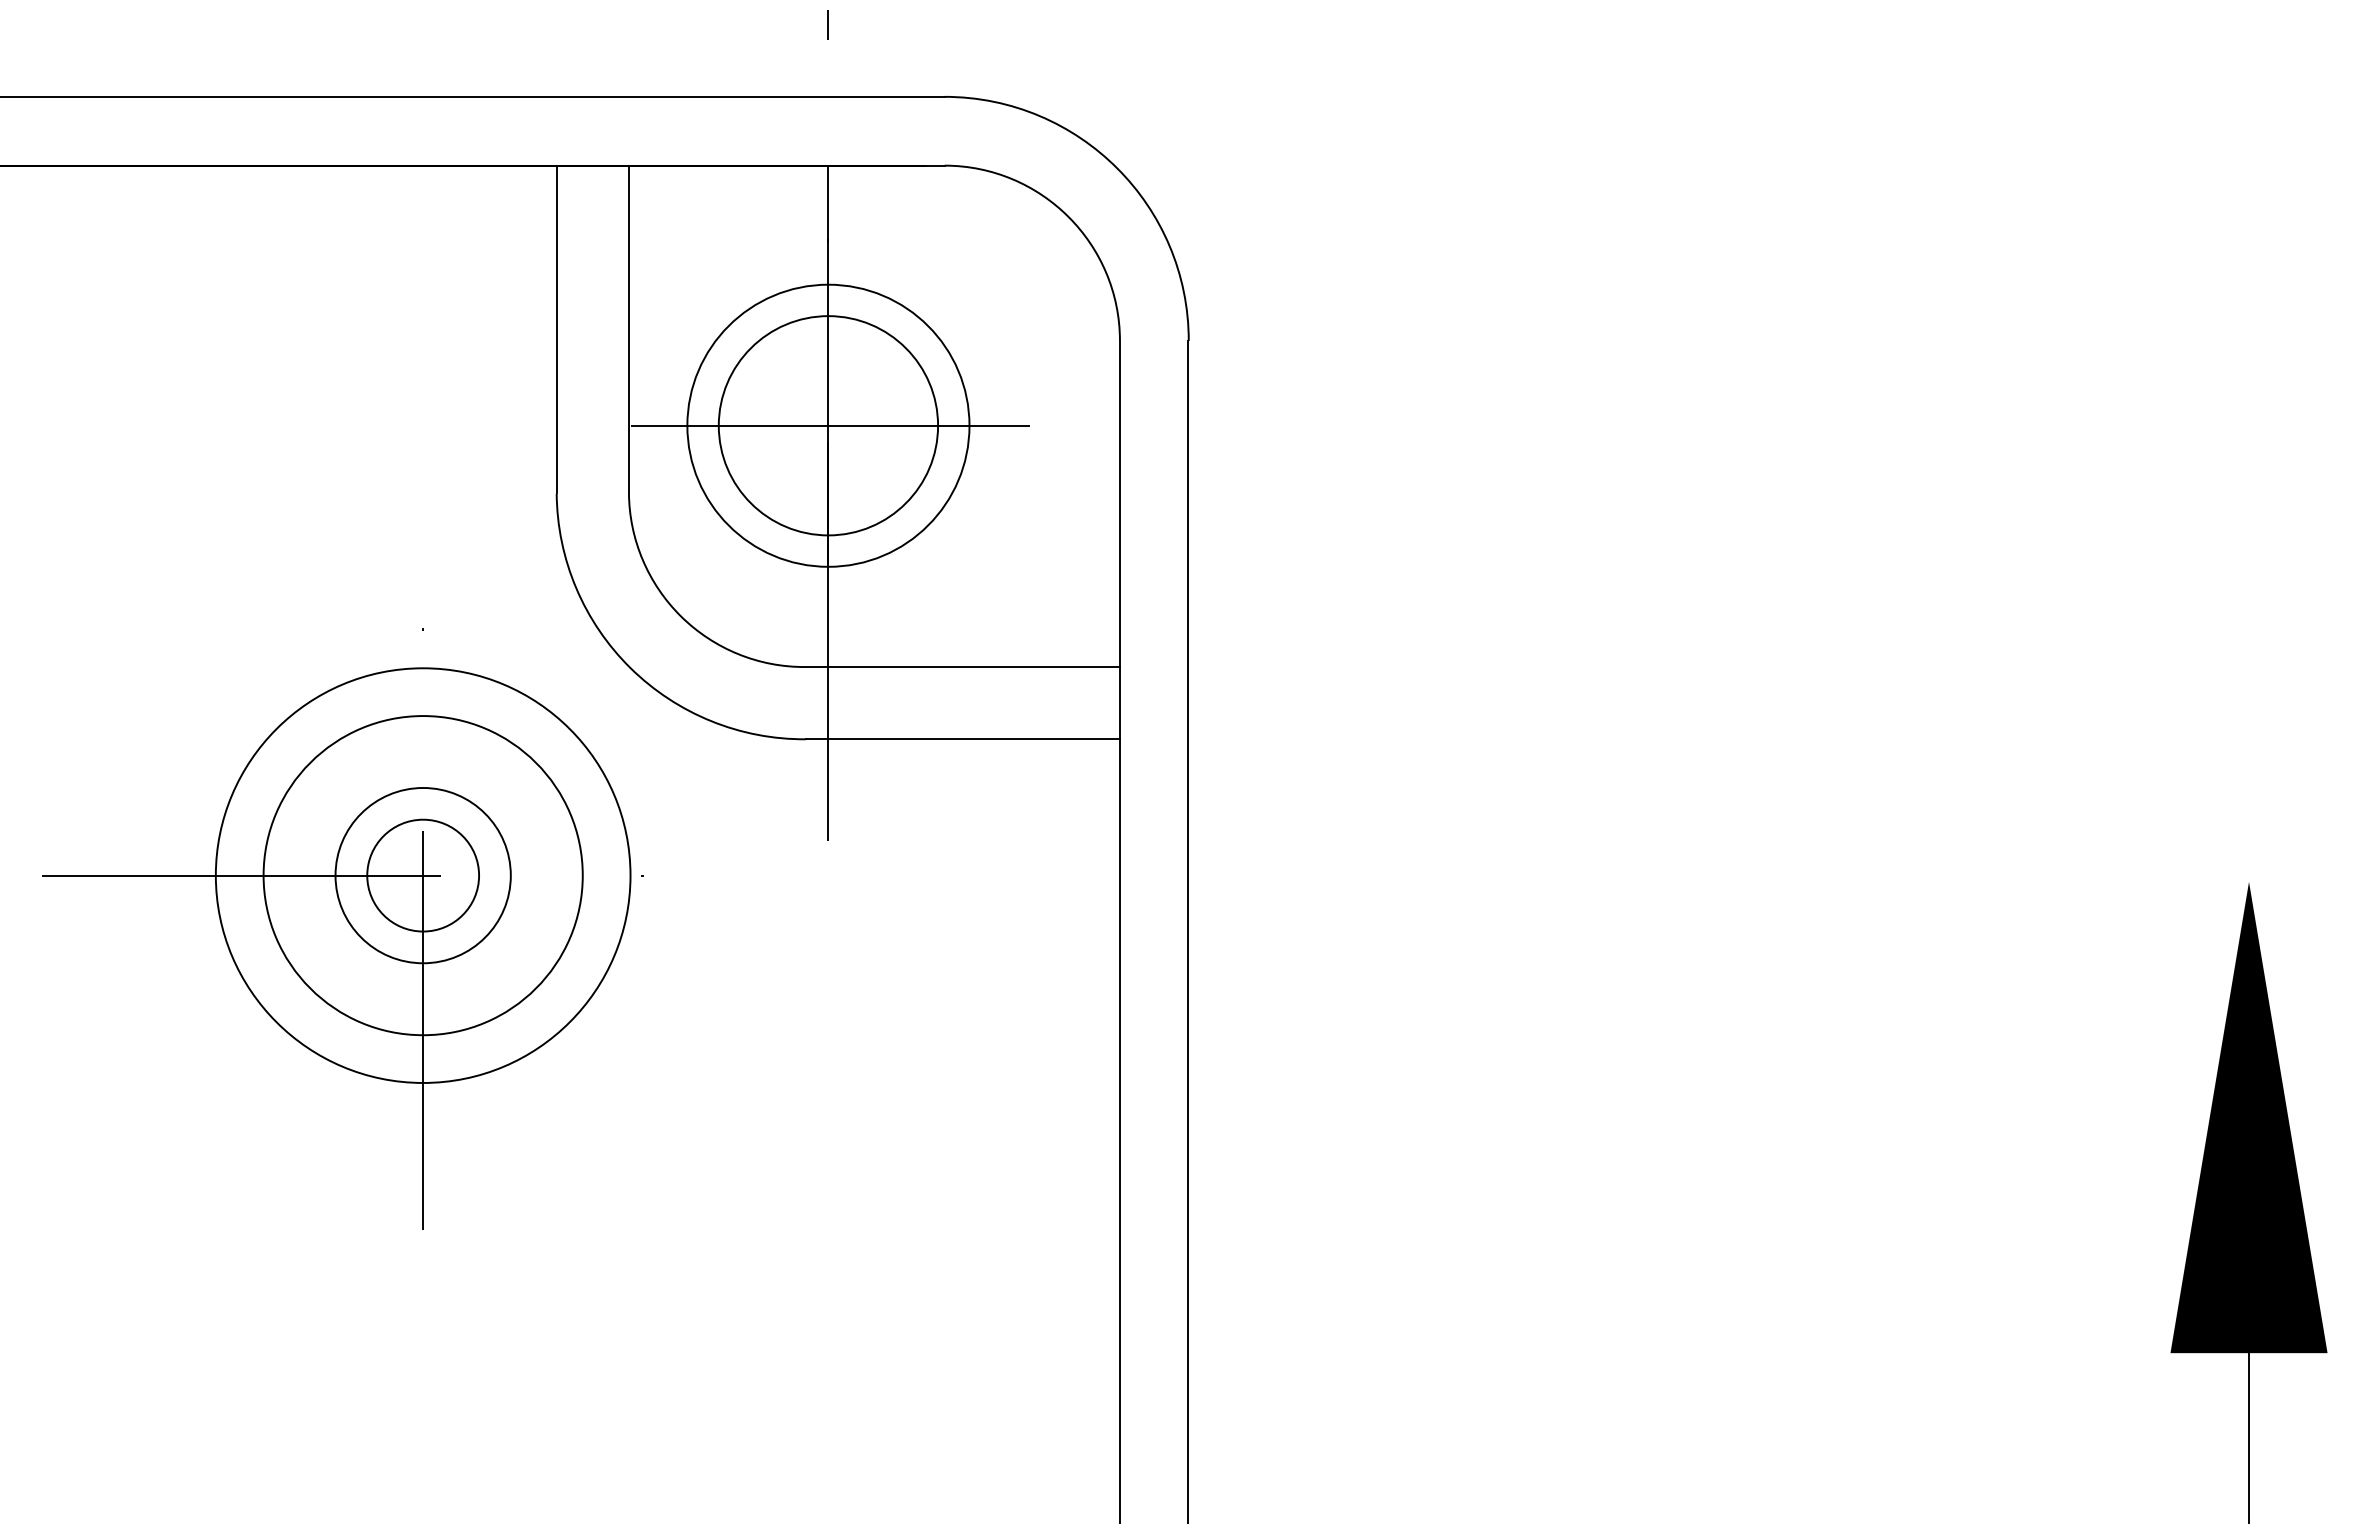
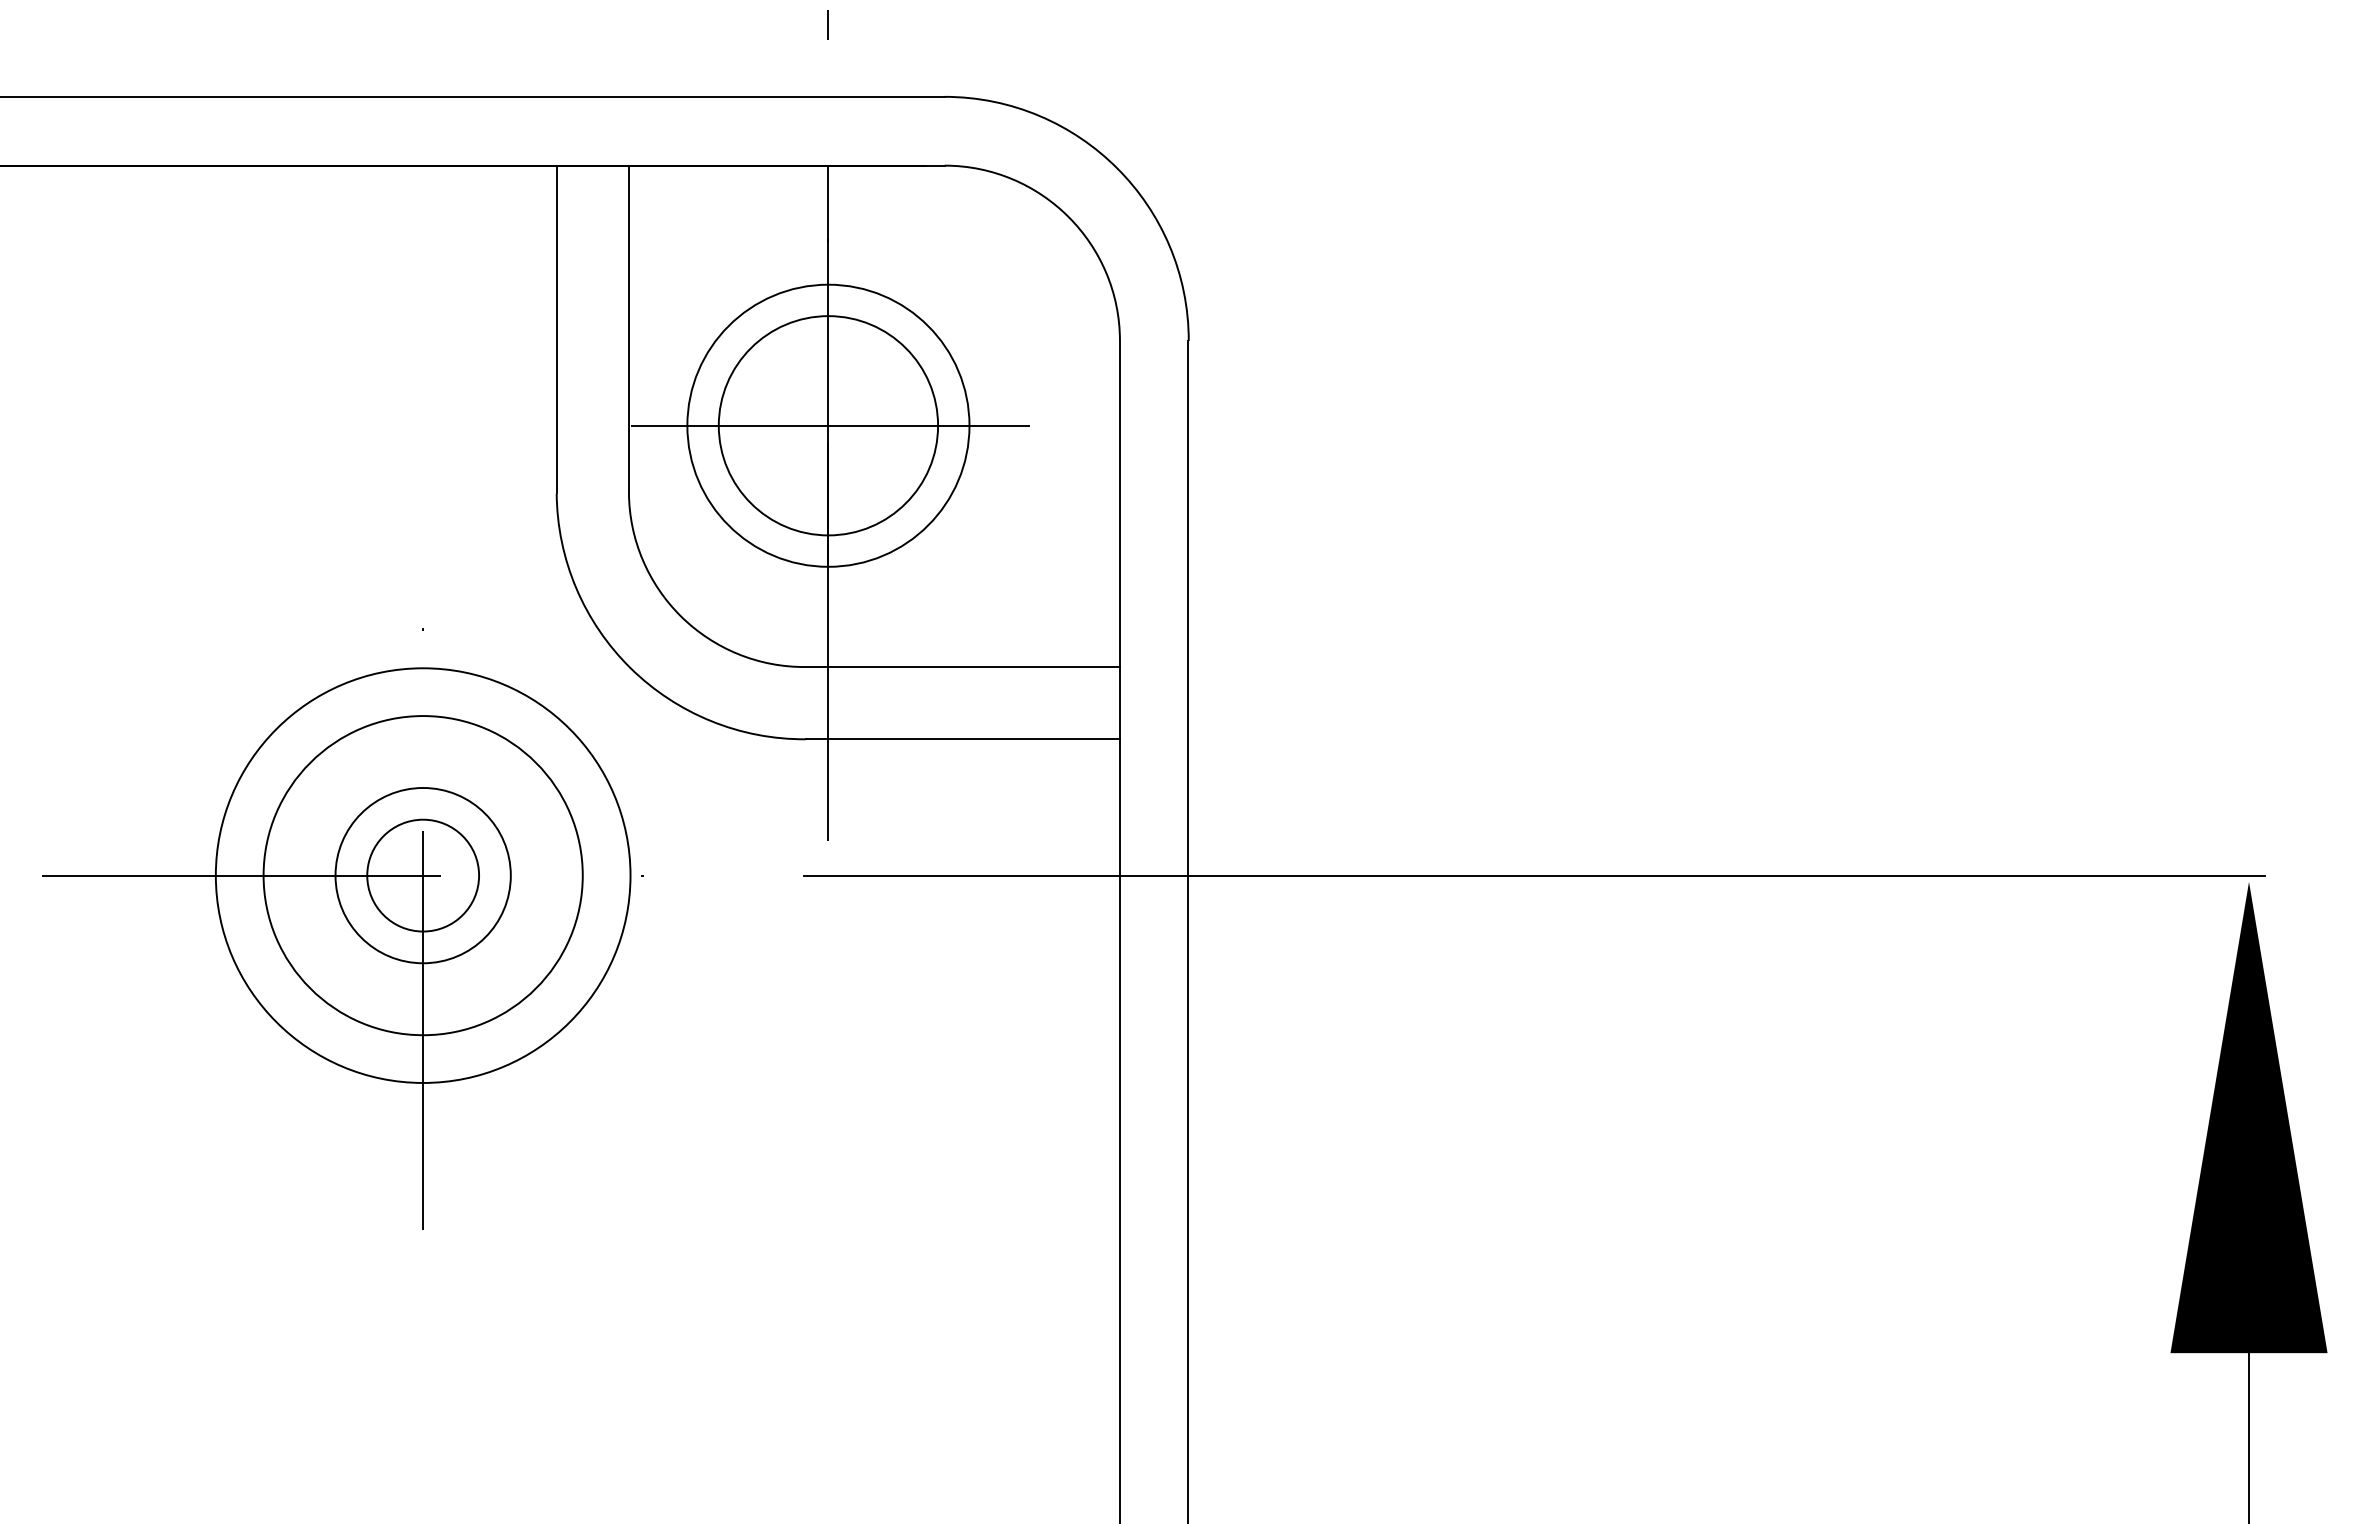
line: none -> present (1533, 875)
